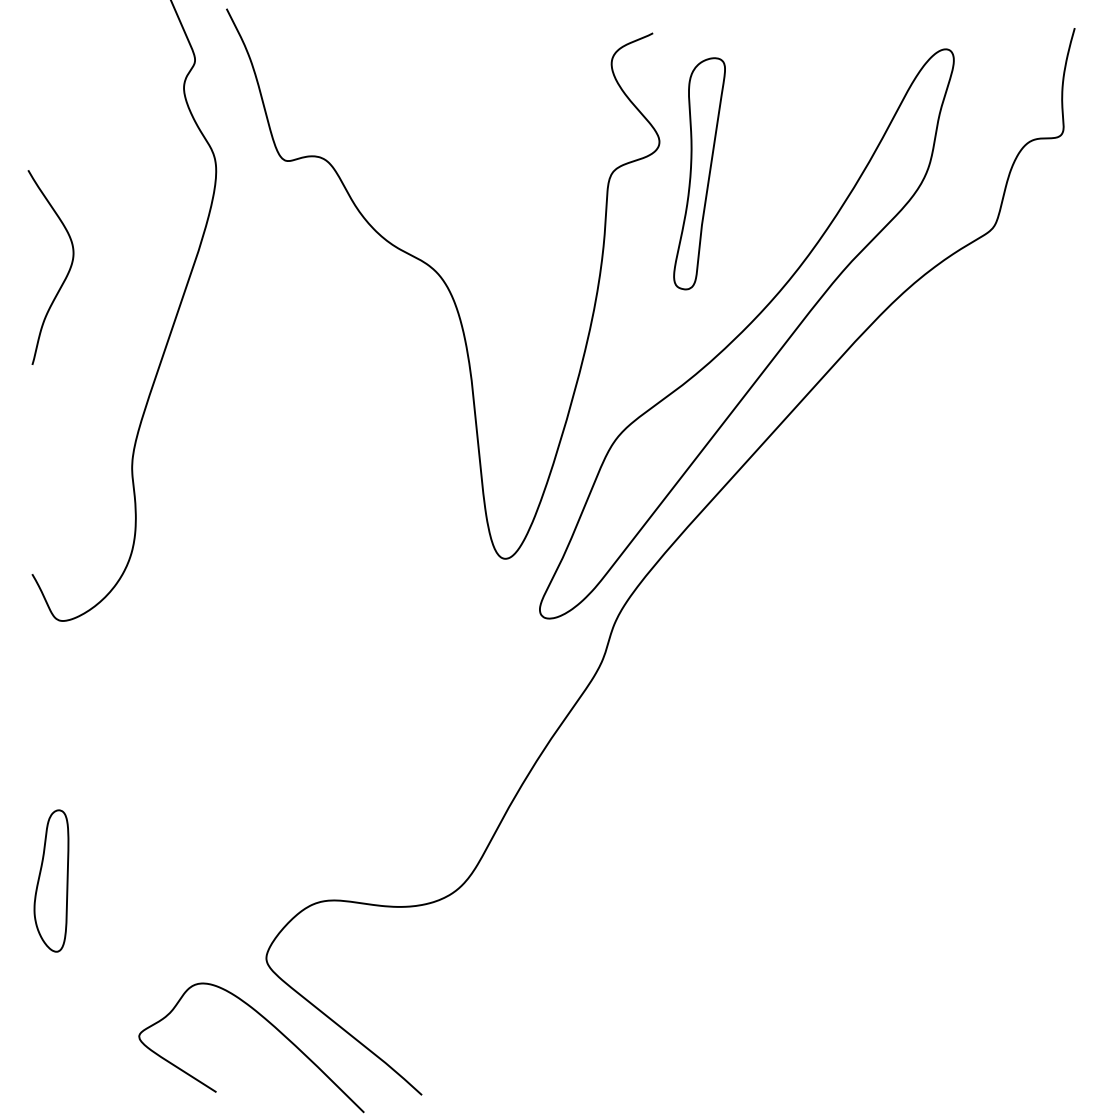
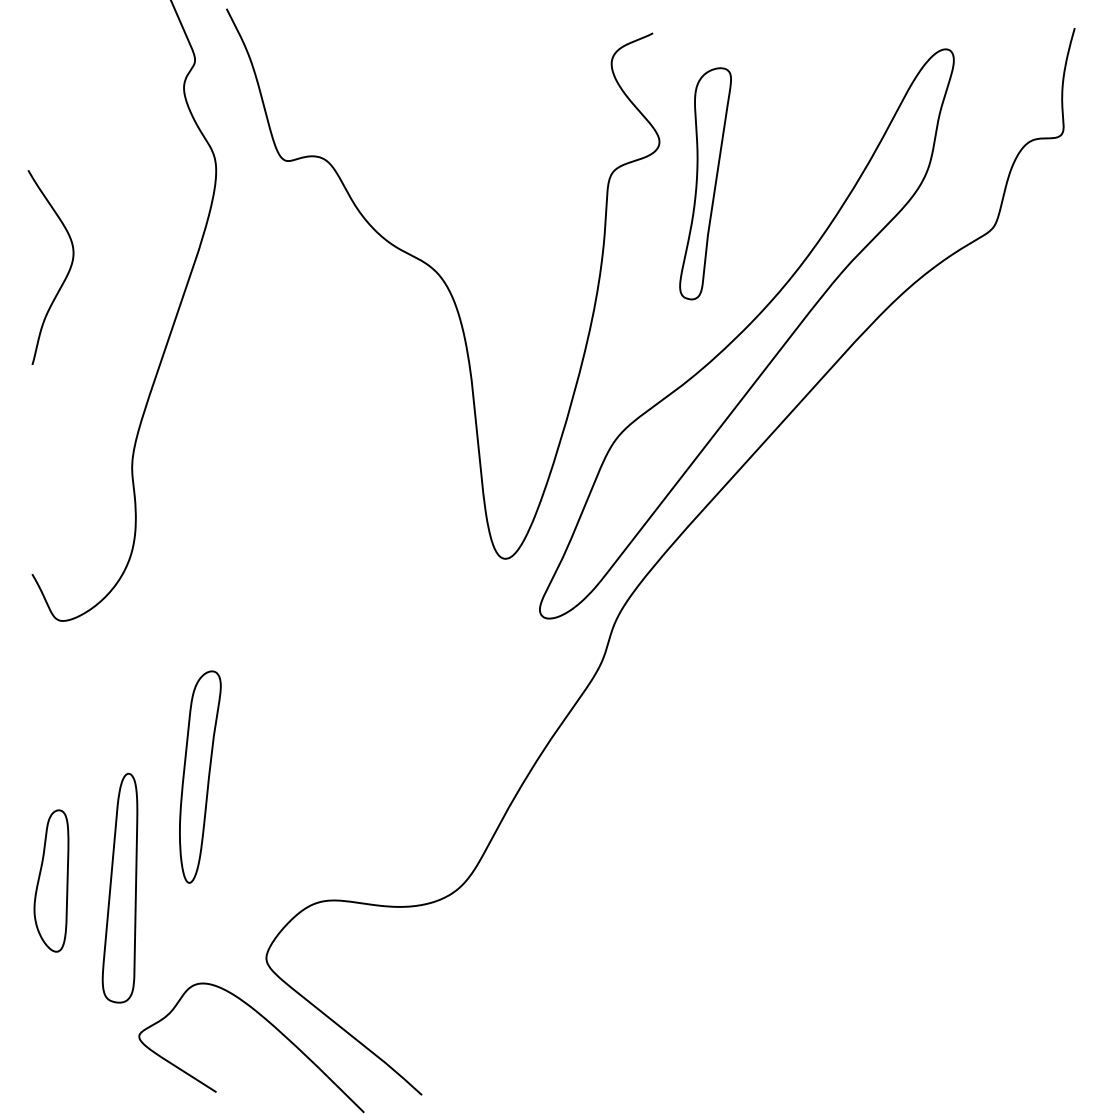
part position: (699, 173) -> (705, 183) (705, 183)
part: none -> present (200, 776)
part: none -> present (119, 887)
